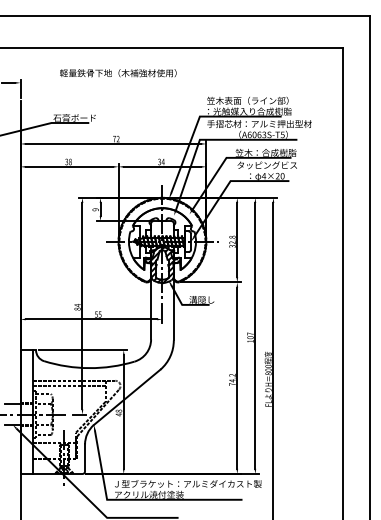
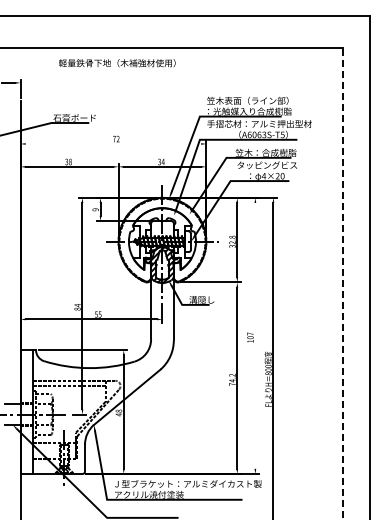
text position: (118, 73) -> (117, 63) (117, 63)
line: present -> none (113, 143)
line: solid -> dashed (343, 283)
line: present -> none (255, 335)
